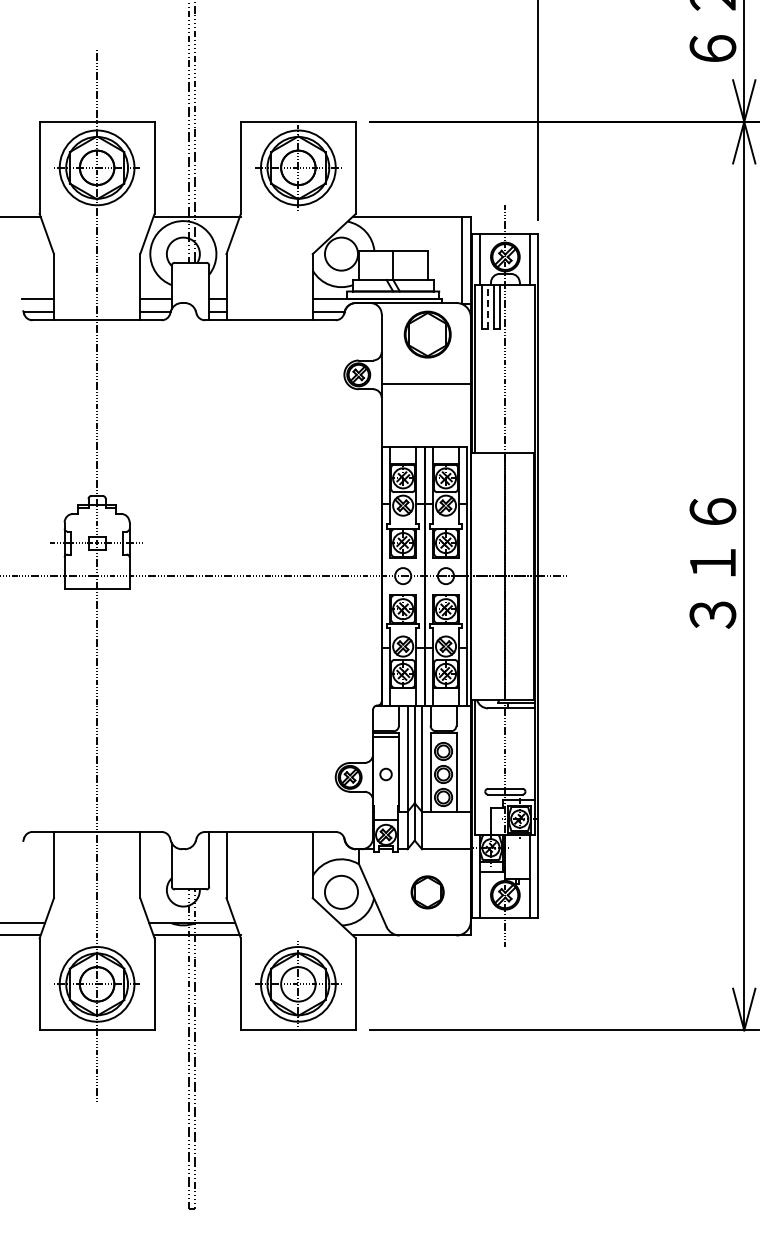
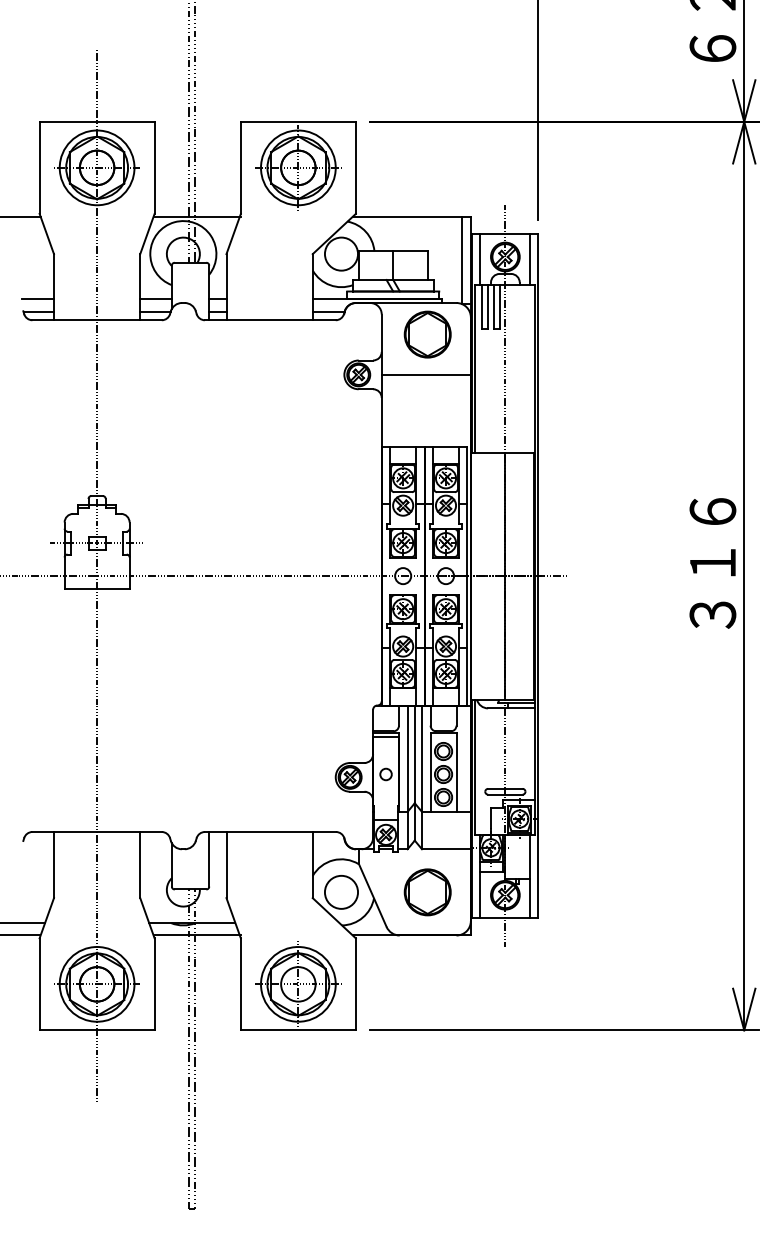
line: dashed -> solid (487, 307)
line position: (425, 383) -> (425, 374) (425, 374)
part size: 35x35 px -> 49x49 px (427, 892)
